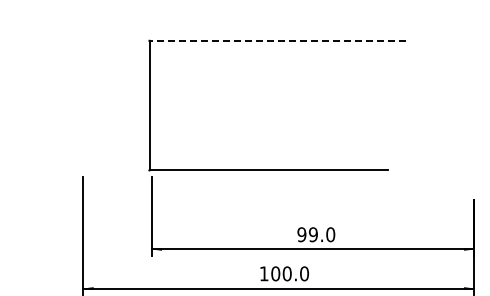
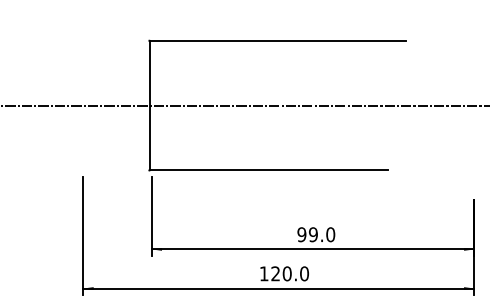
line: dashed -> solid (278, 40)
line: none -> present (244, 105)
text: 100.0 -> 120.0 (275, 273)
